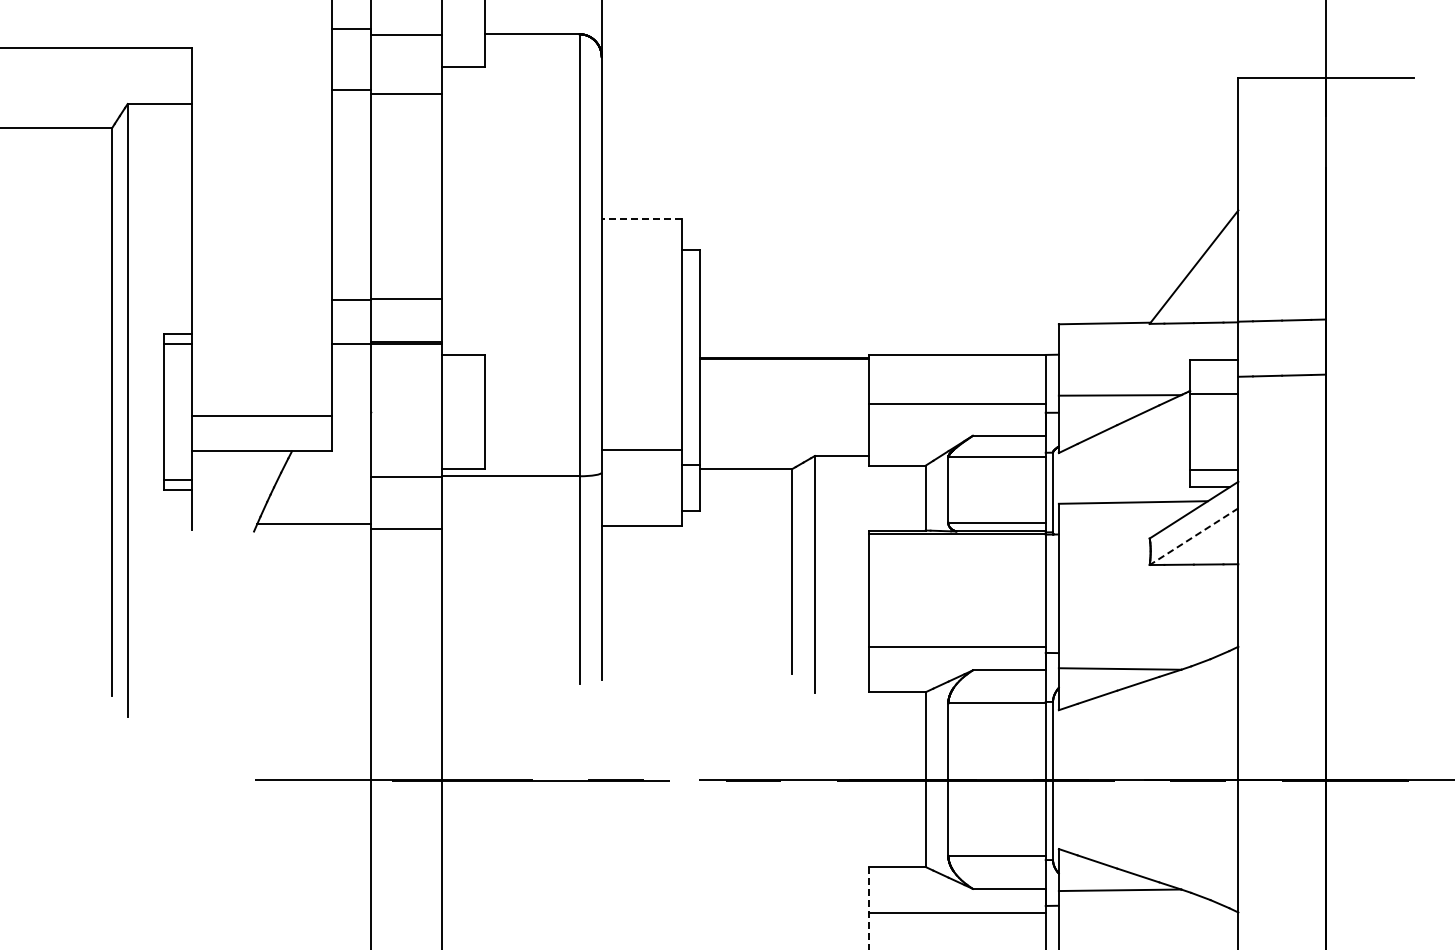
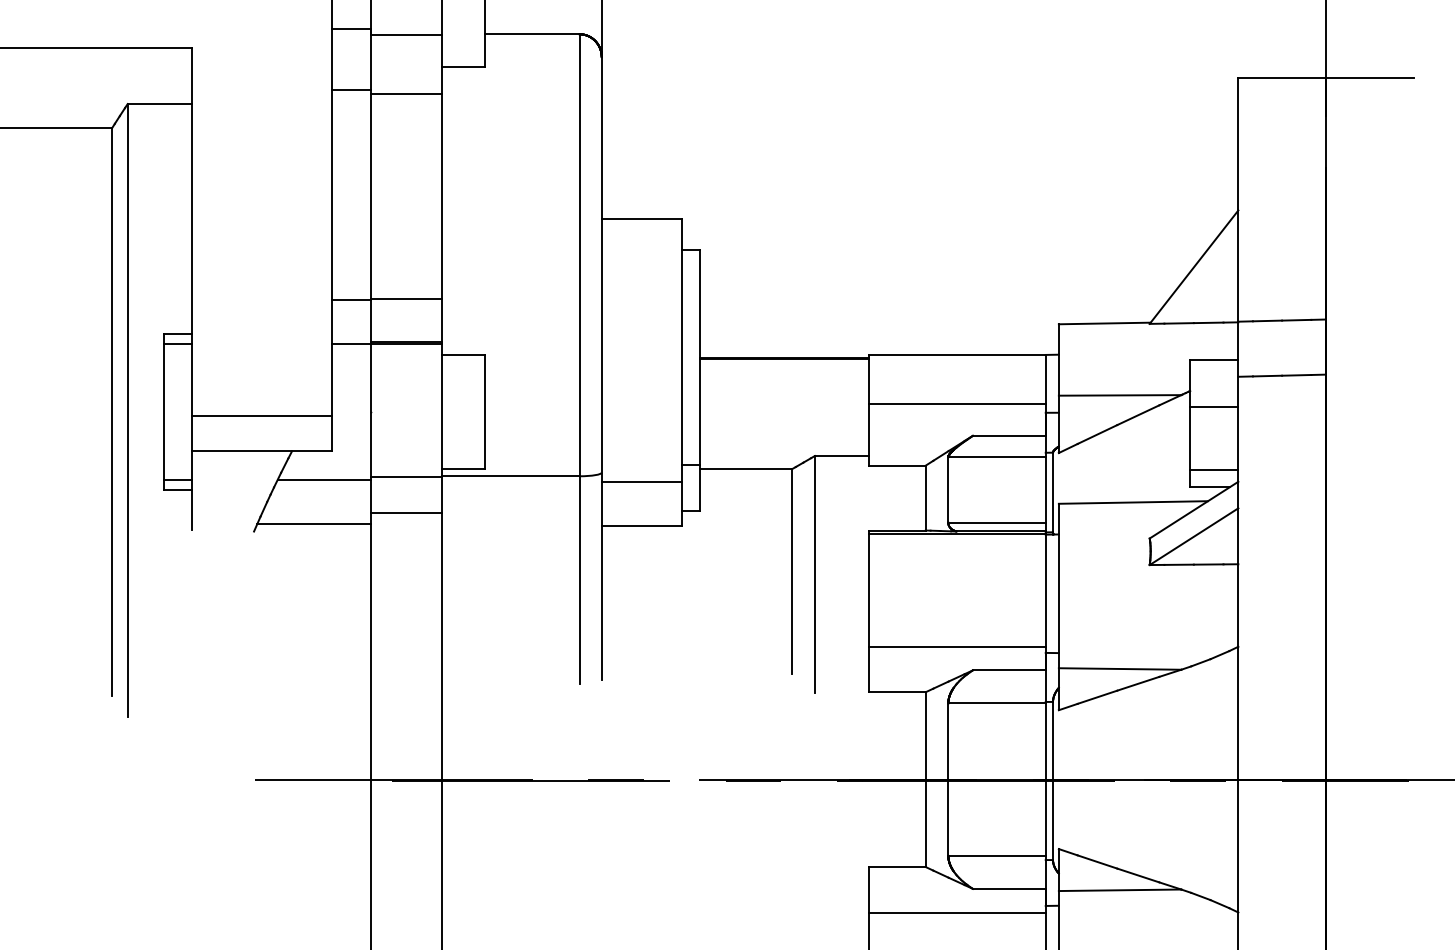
line: dashed -> solid (641, 219)
line position: (1214, 393) -> (1214, 406) (1214, 406)
line position: (641, 450) -> (641, 482) (641, 482)
line: none -> present (324, 479)
line position: (406, 529) -> (406, 513) (406, 513)
line: dashed -> solid (1194, 536)
line: dashed -> solid (868, 908)
